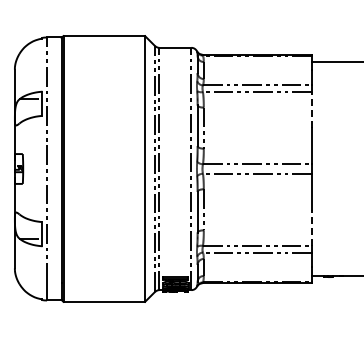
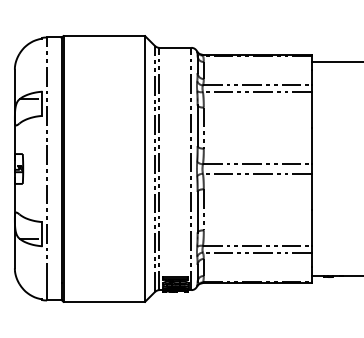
line: dashed -> solid (311, 109)
line: dashed -> solid (311, 227)
